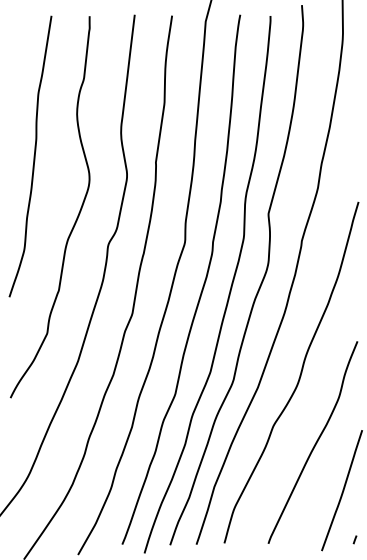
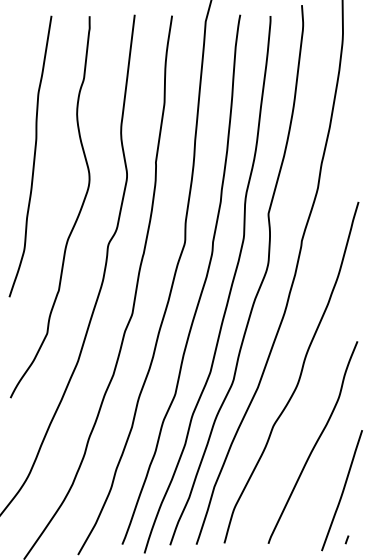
line position: (354, 539) -> (346, 539) (346, 539)
